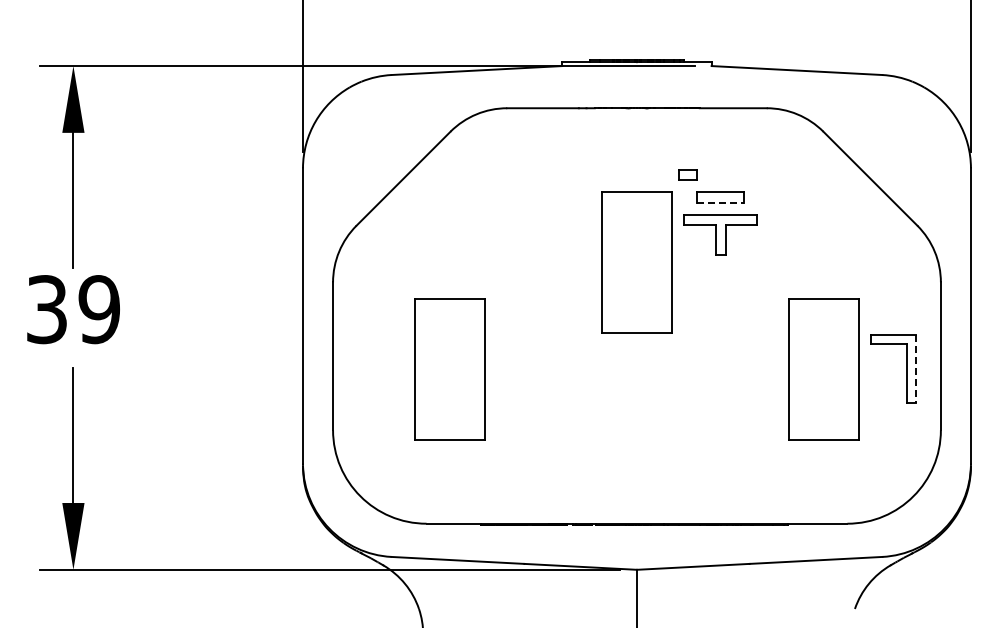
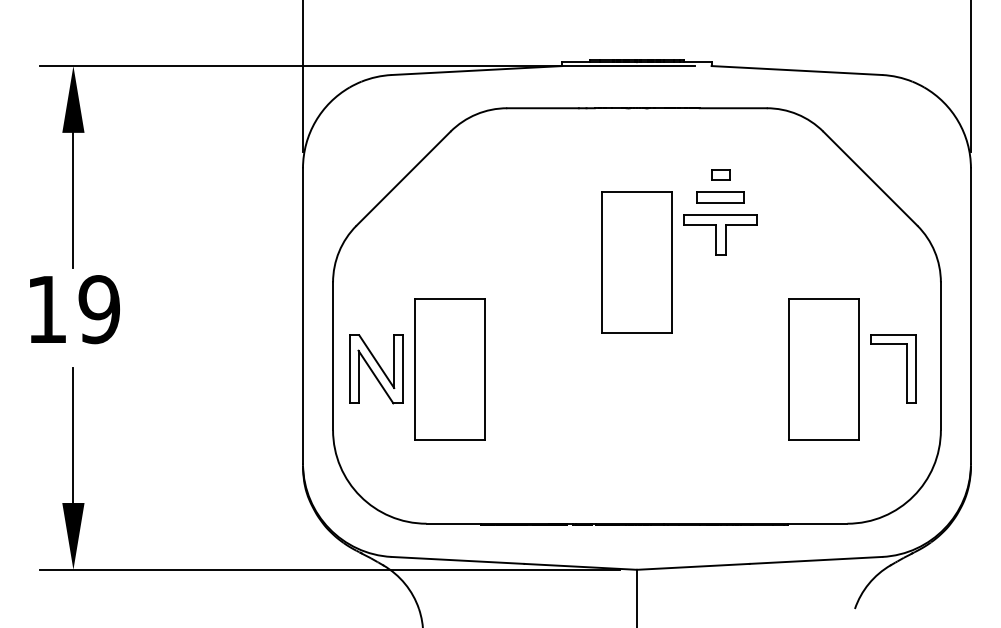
part position: (687, 174) -> (720, 174) (720, 174)
line: dashed -> solid (721, 202)
text: 39 -> 19 (46, 309)
part: none -> present (376, 369)
line: dashed -> solid (916, 369)
